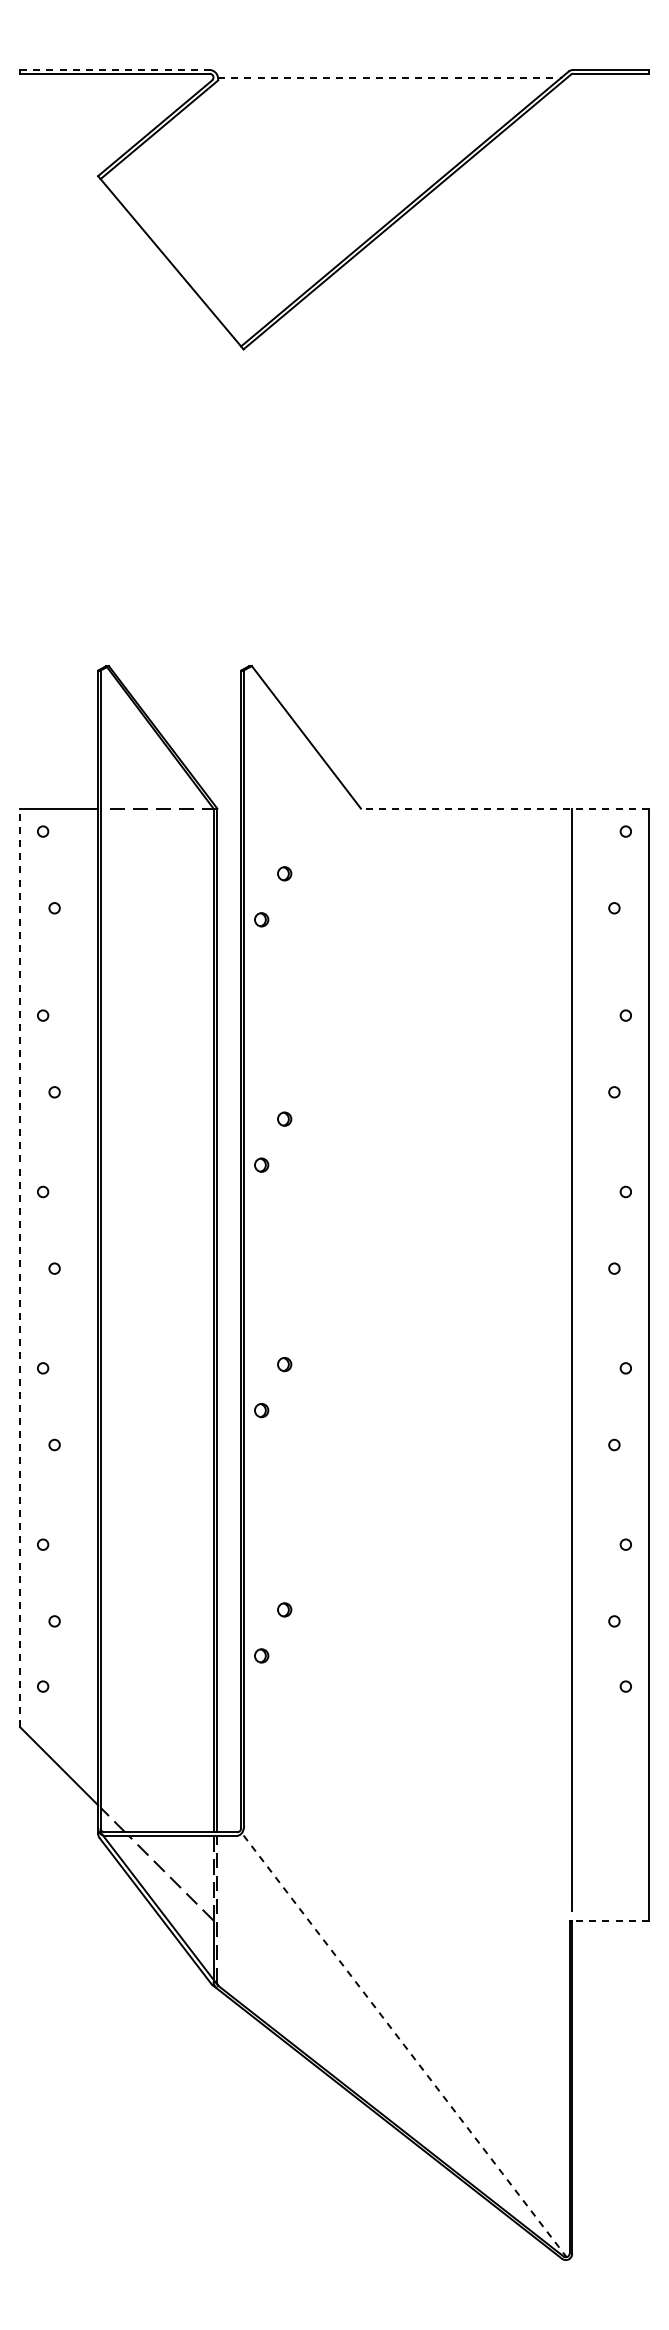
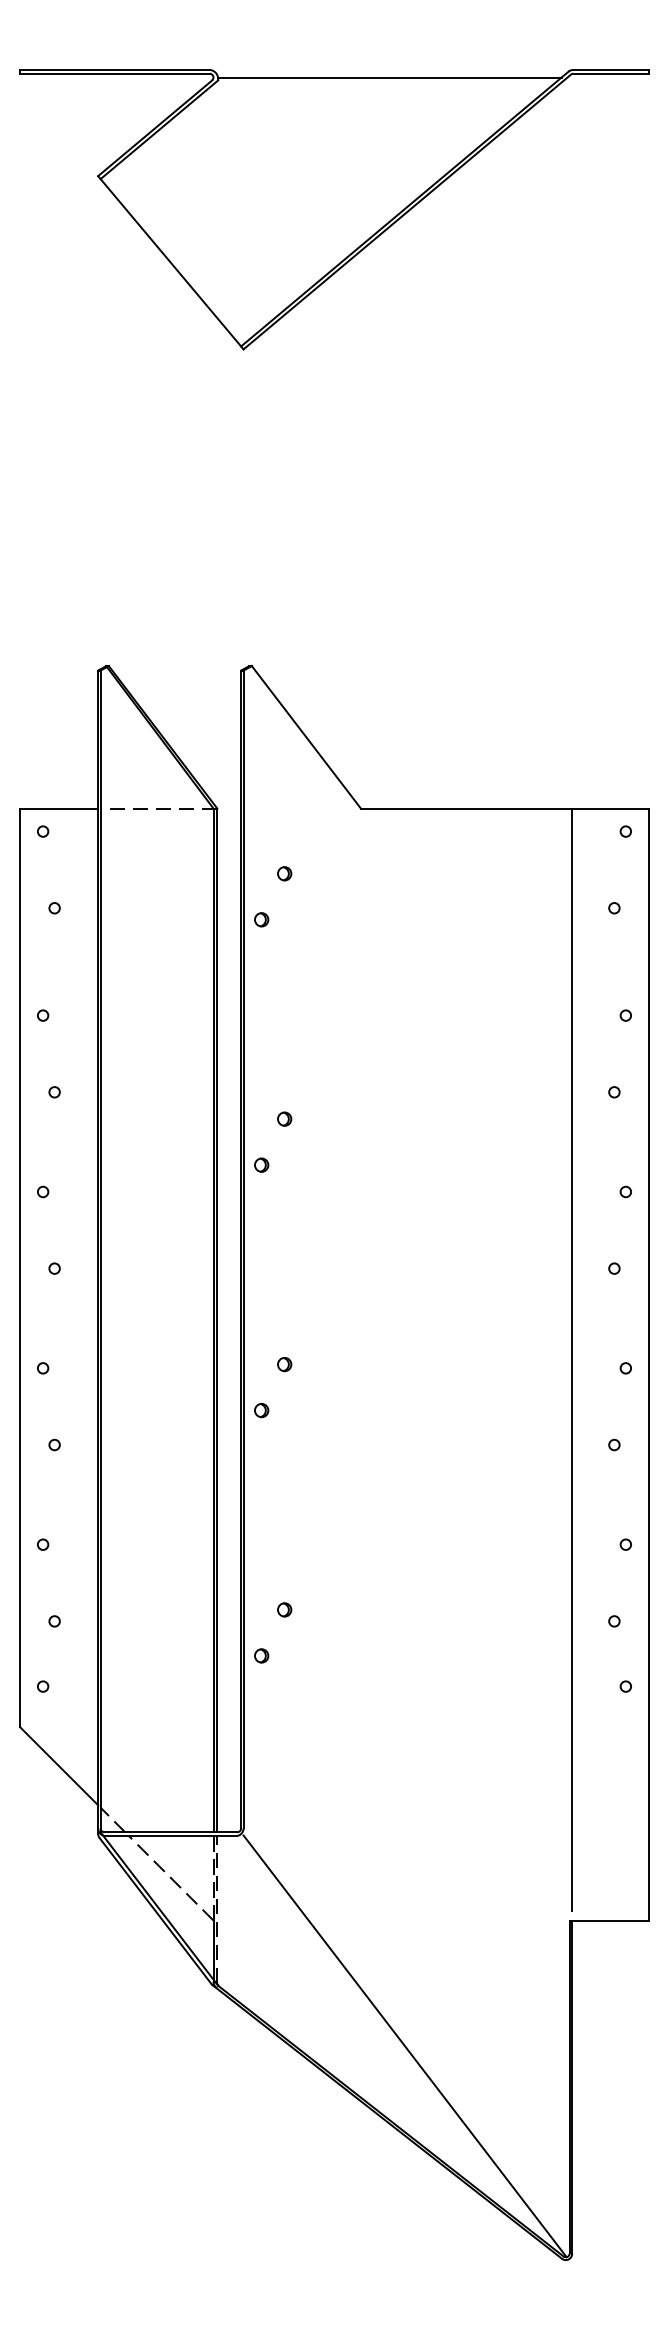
line: dashed -> solid (114, 69)
line: dashed -> solid (389, 77)
line: dashed -> solid (504, 808)
line: dashed -> solid (20, 1267)
line: dashed -> solid (610, 1920)
line: dashed -> solid (405, 2046)
